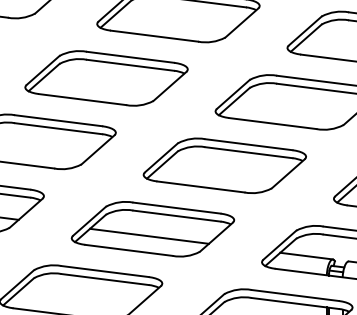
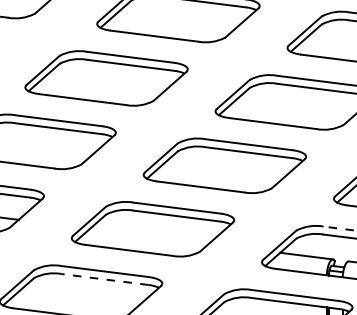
line: solid -> dashed (339, 228)
line: present -> none (149, 235)
line: solid -> dashed (105, 279)
